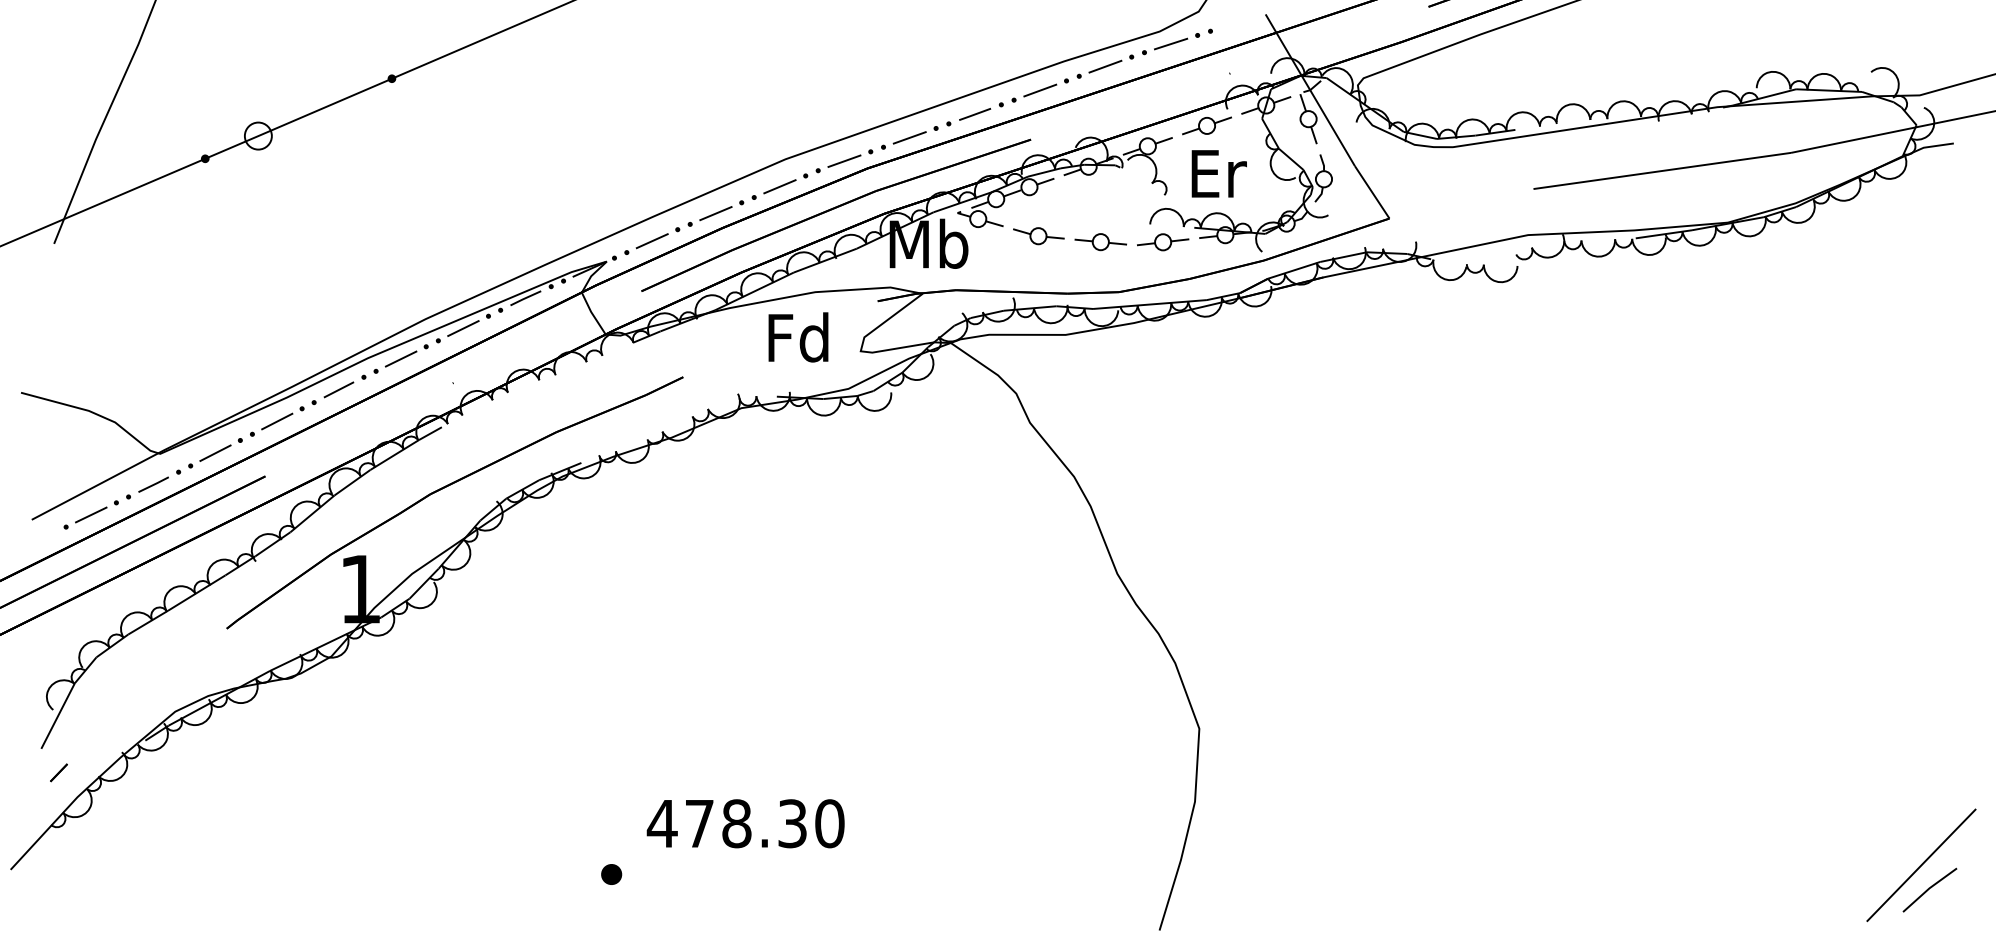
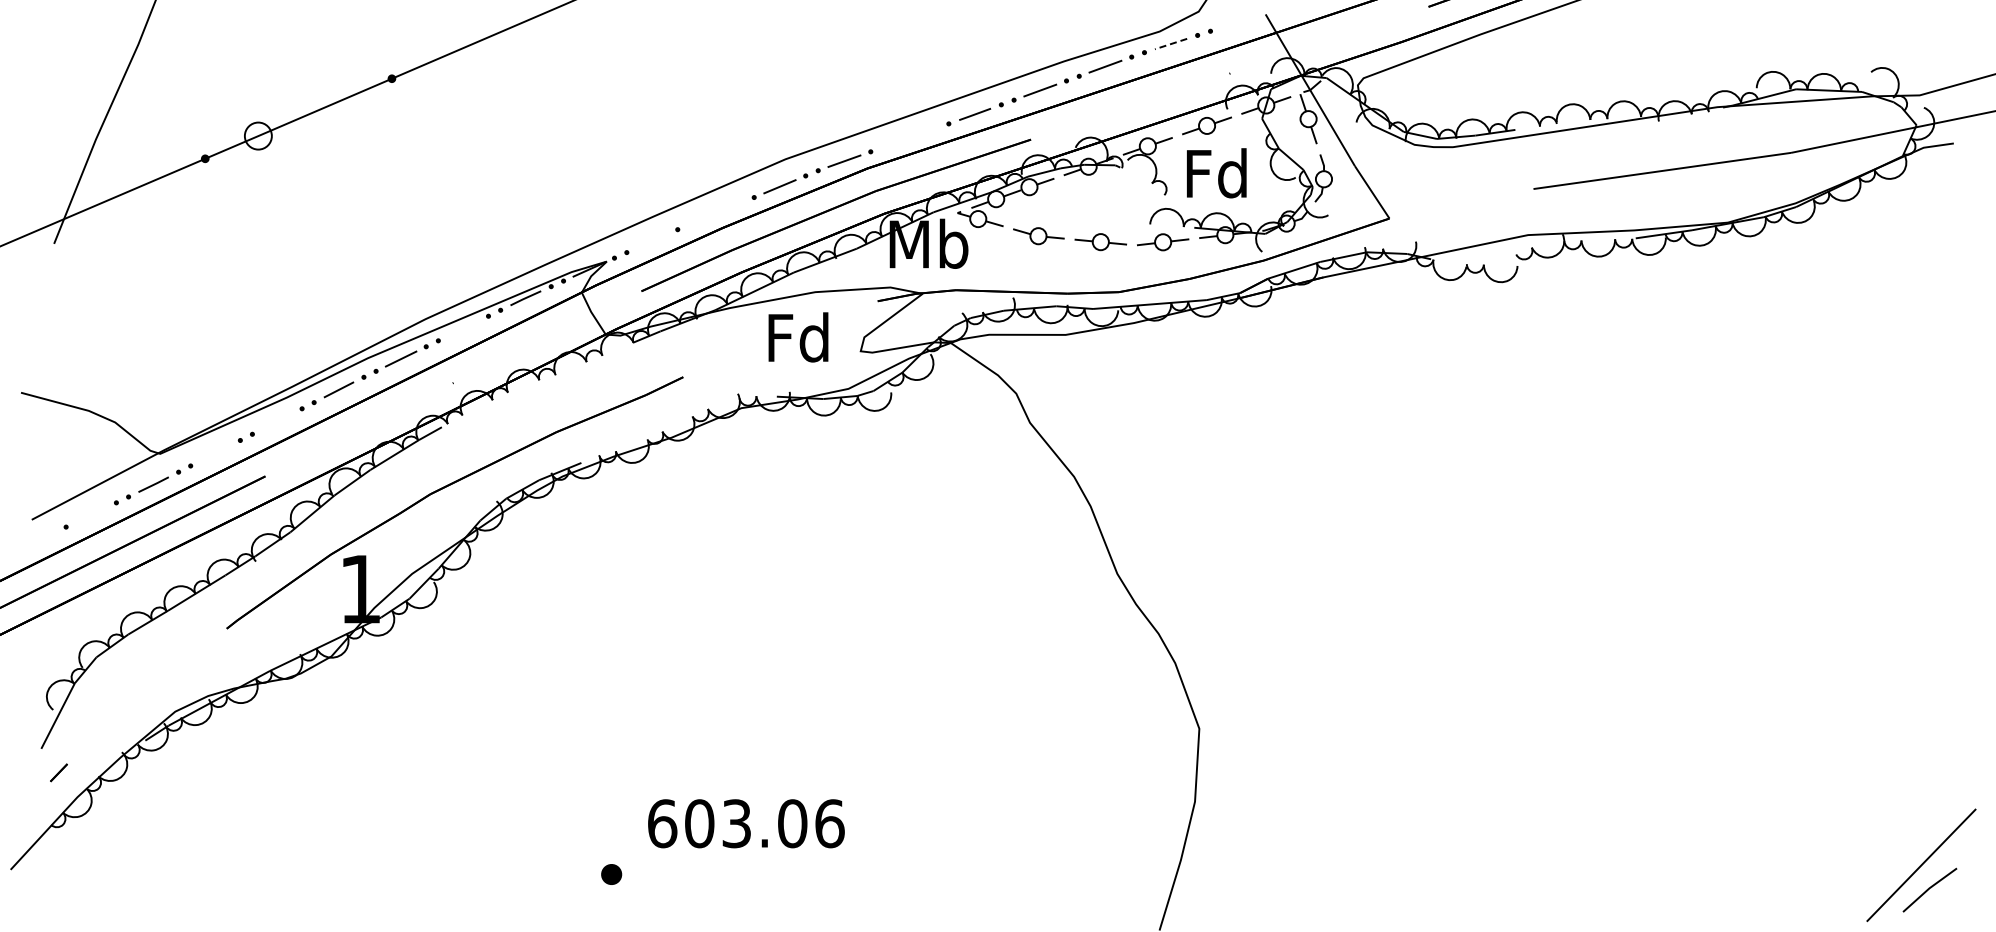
line: solid -> dashed (1171, 44)
part: present -> none (909, 137)
text: Er -> Fd (1216, 173)
part: present -> none (715, 213)
line: present -> none (651, 241)
line: present -> none (463, 328)
line: present -> none (277, 421)
line: present -> none (215, 452)
line: present -> none (91, 514)
text: 478.30 -> 603.06 (745, 823)
